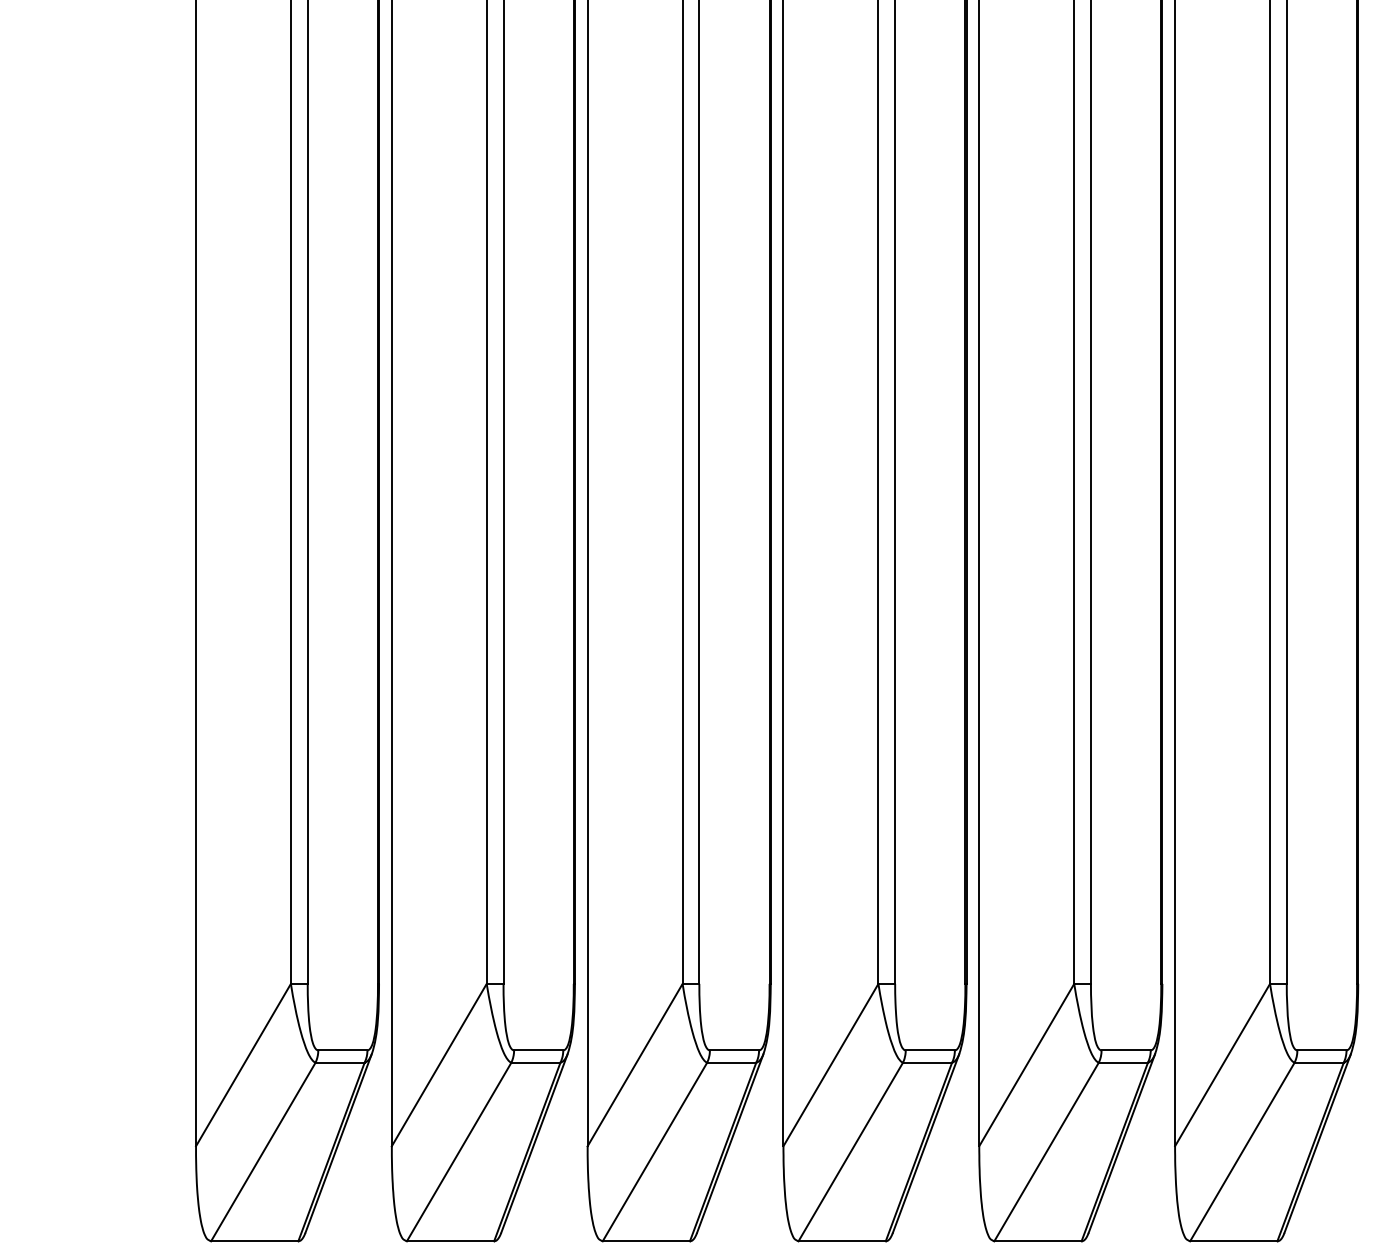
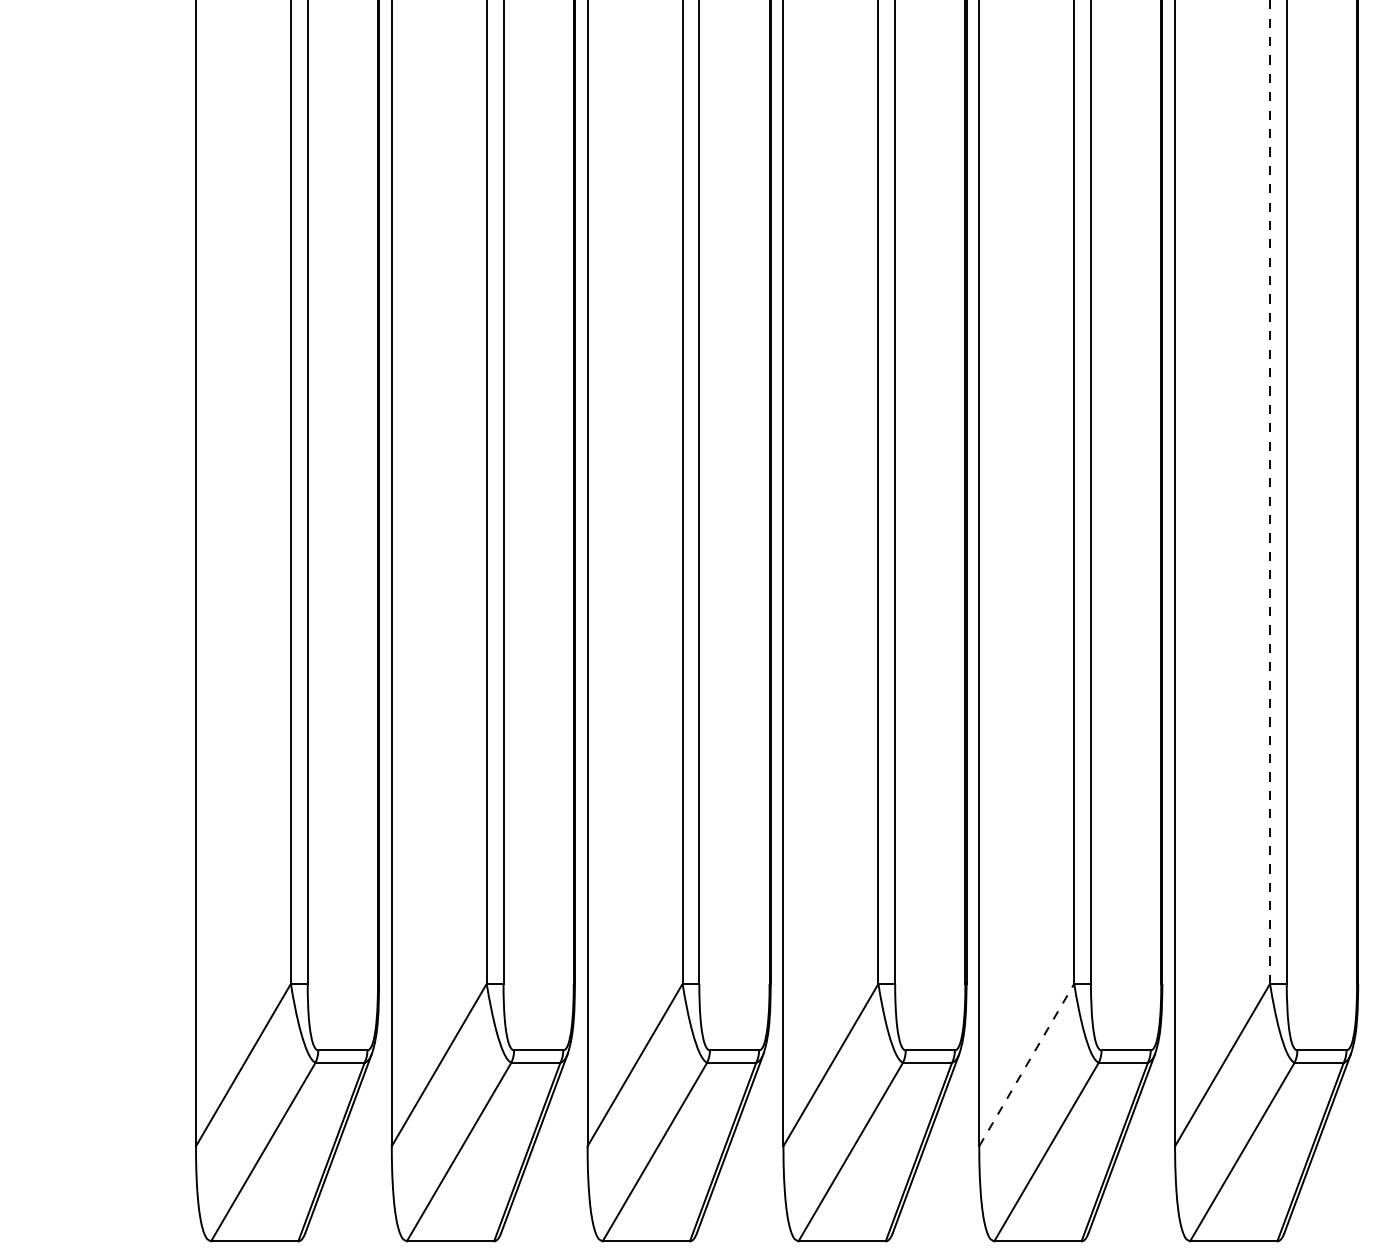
line: solid -> dashed (1270, 492)
line: solid -> dashed (1027, 1064)
